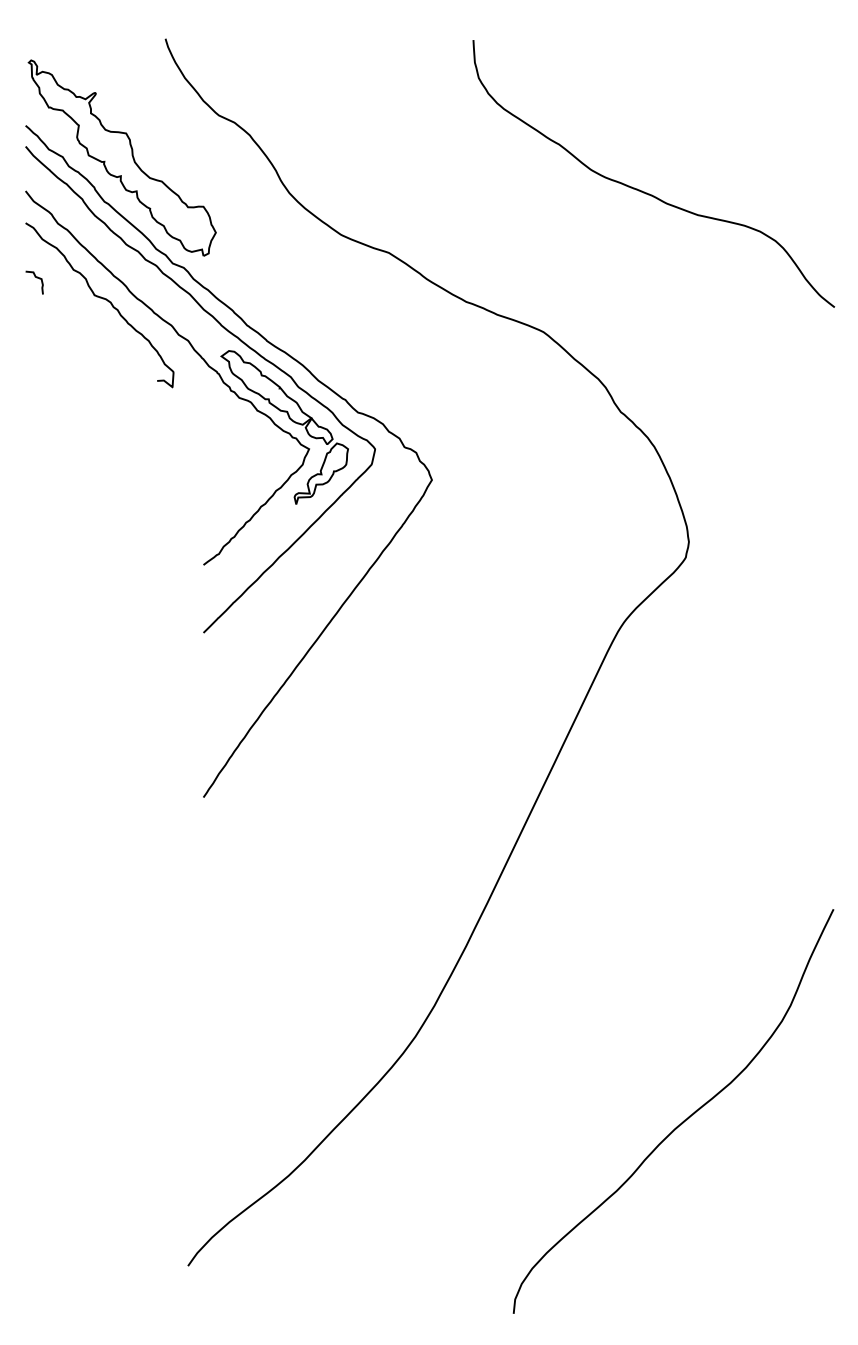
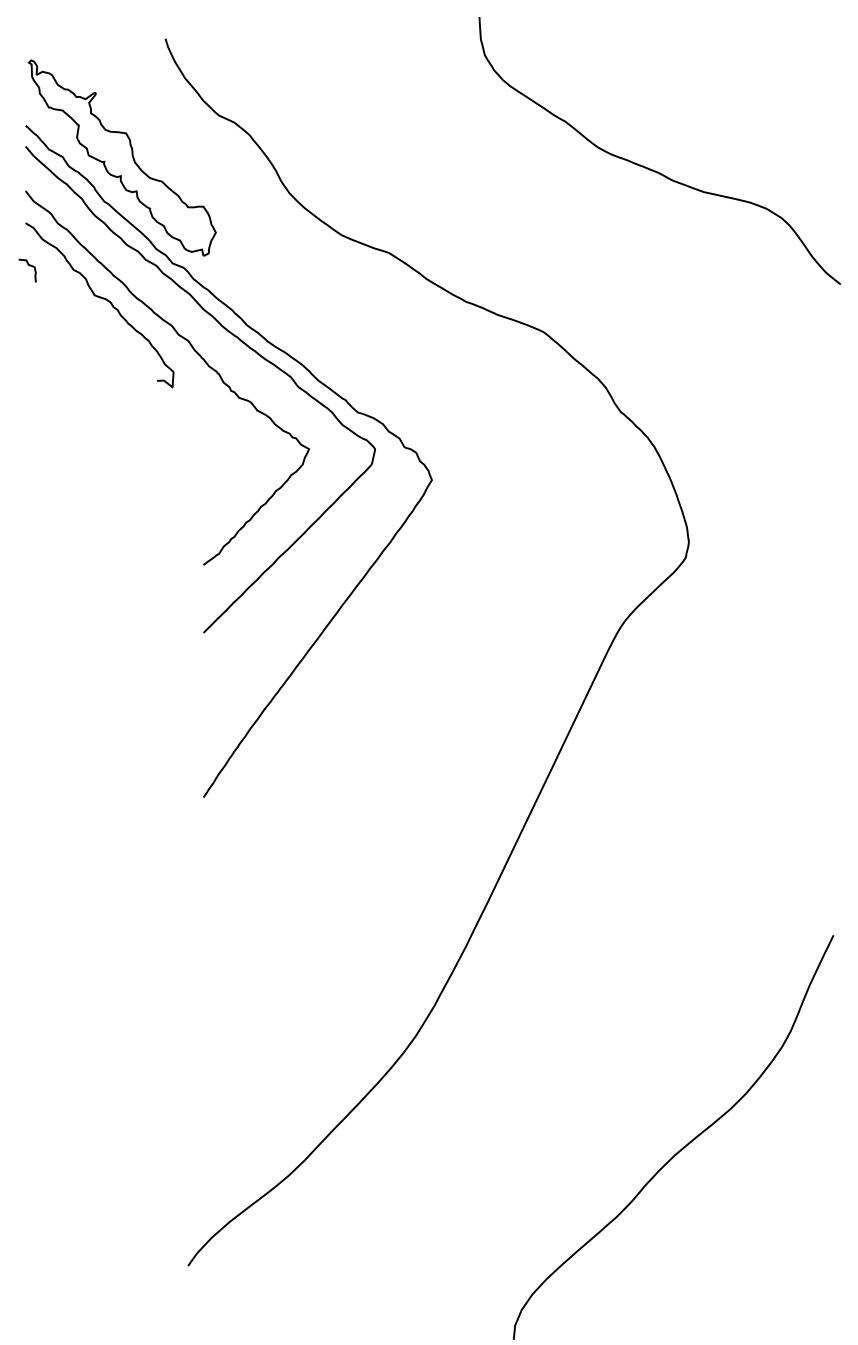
curve position: (647, 192) -> (653, 169) (653, 169)
curve position: (36, 278) -> (29, 266) (29, 266)
part: present -> none (290, 420)
curve position: (683, 1120) -> (683, 1146) (683, 1146)
